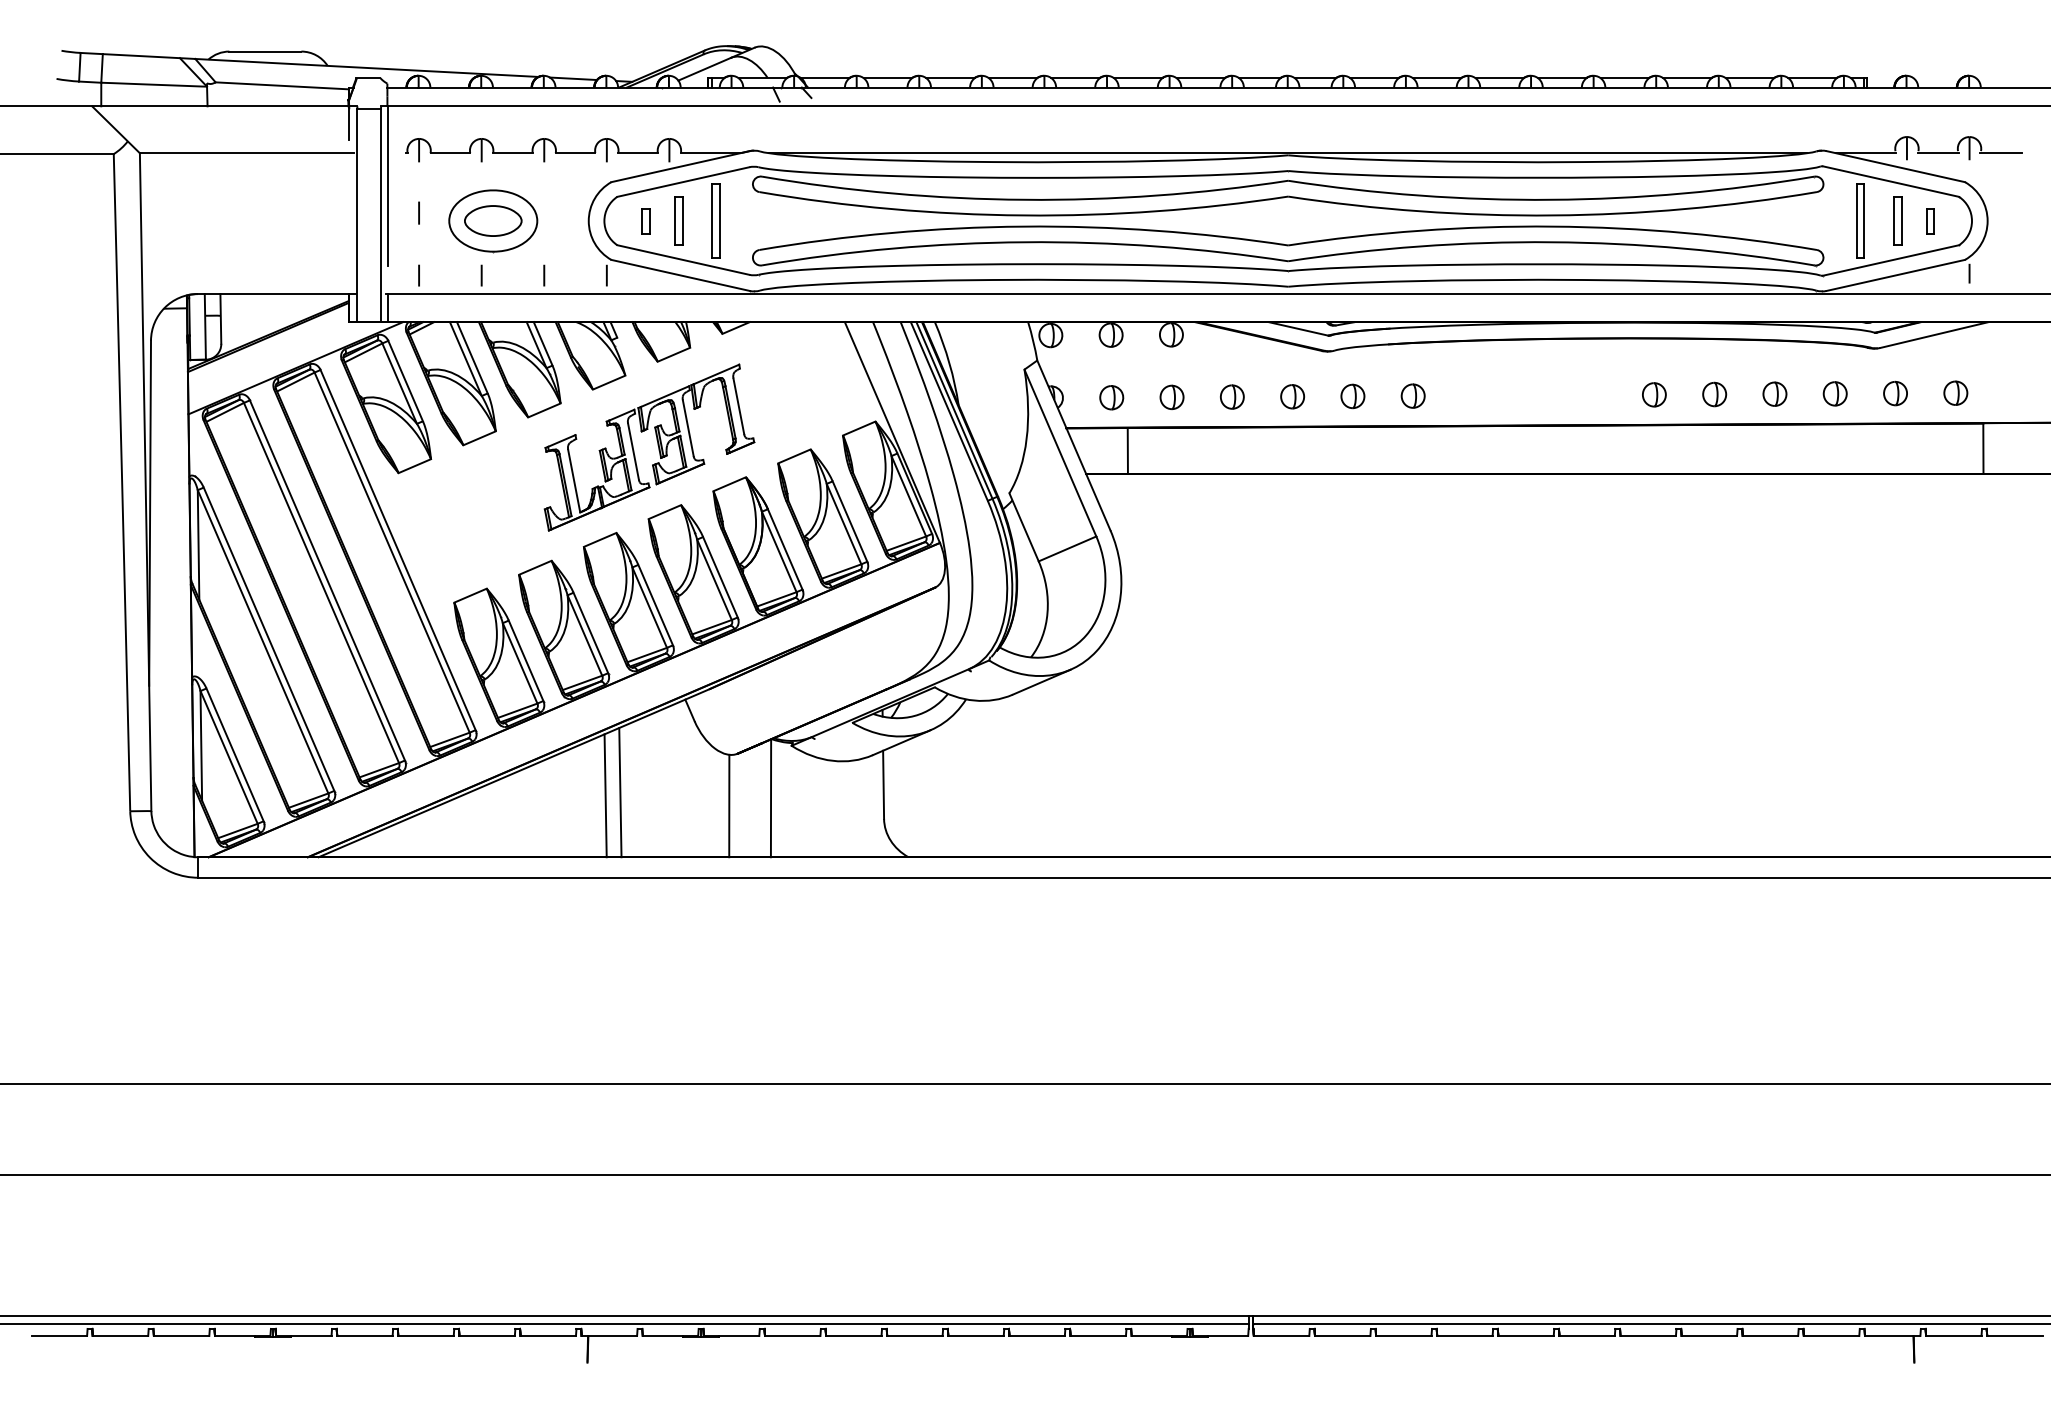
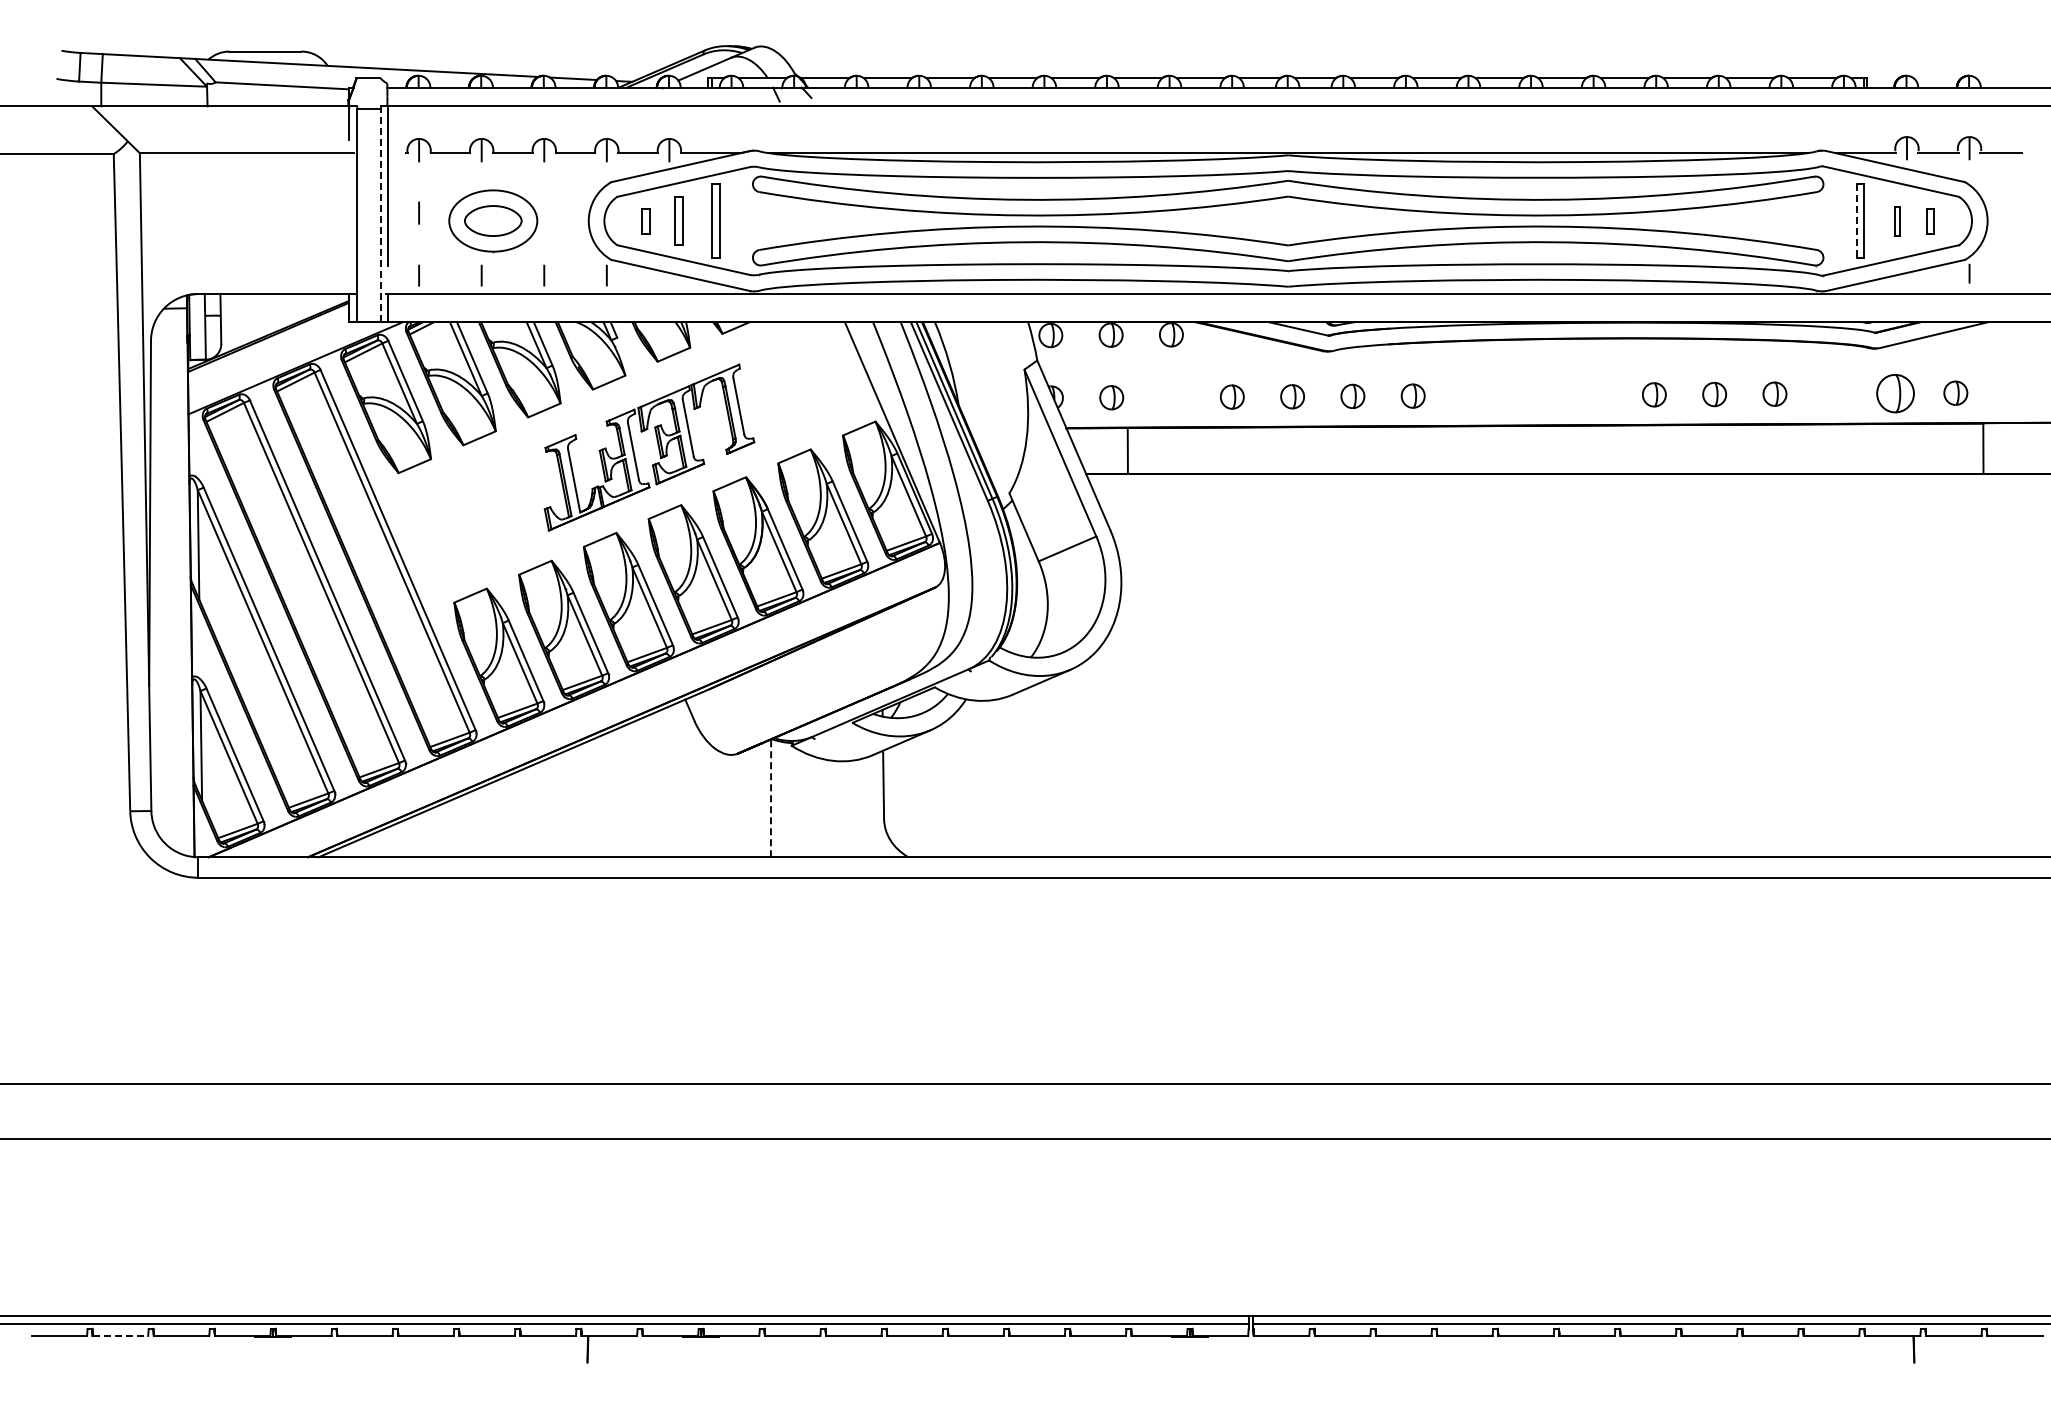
line: solid -> dashed (381, 215)
part size: 10x50 px -> 7x31 px (1897, 221)
line: solid -> dashed (1856, 221)
part: present -> none (1834, 393)
part size: 25x27 px -> 39x40 px (1895, 393)
part: present -> none (1171, 396)
line: present -> none (620, 792)
line: present -> none (605, 795)
line: solid -> dashed (771, 798)
line: present -> none (729, 805)
line position: (1024, 1174) -> (1024, 1138) (1024, 1138)
line: solid -> dashed (120, 1335)
